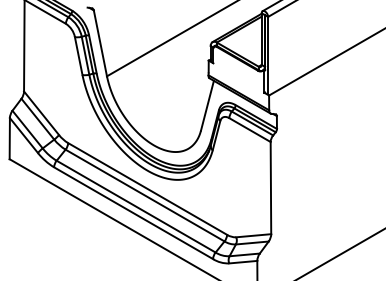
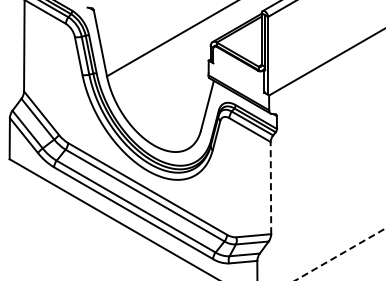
line: solid -> dashed (270, 187)
line: solid -> dashed (339, 254)
